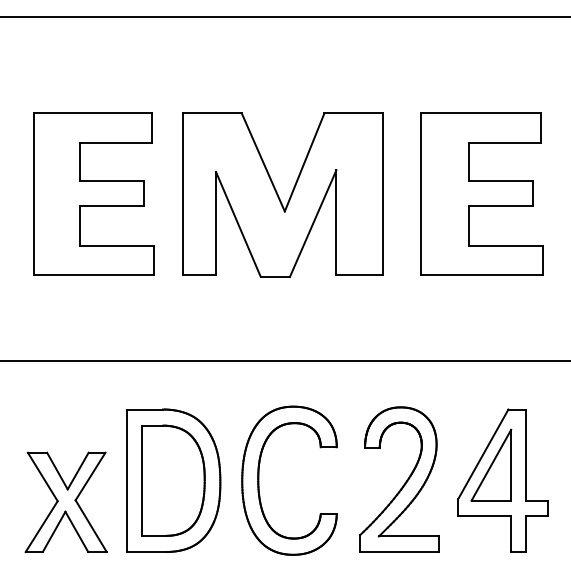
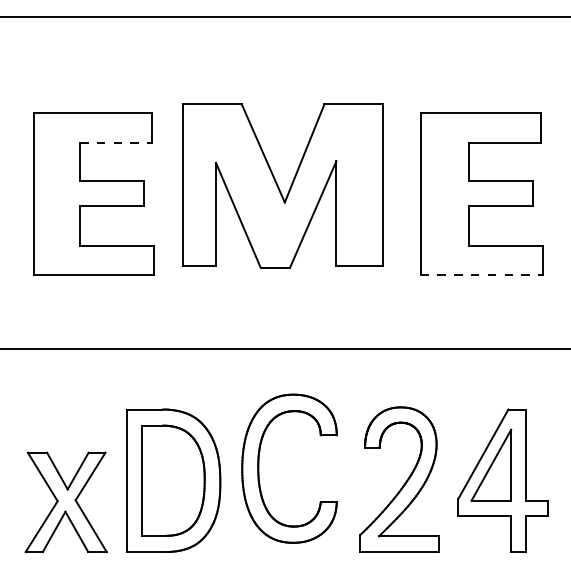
line: solid -> dashed (116, 142)
part position: (282, 194) -> (282, 185) (282, 185)
line: solid -> dashed (482, 275)
line position: (284, 361) -> (284, 349) (284, 349)
part position: (259, 480) -> (259, 468) (259, 468)
